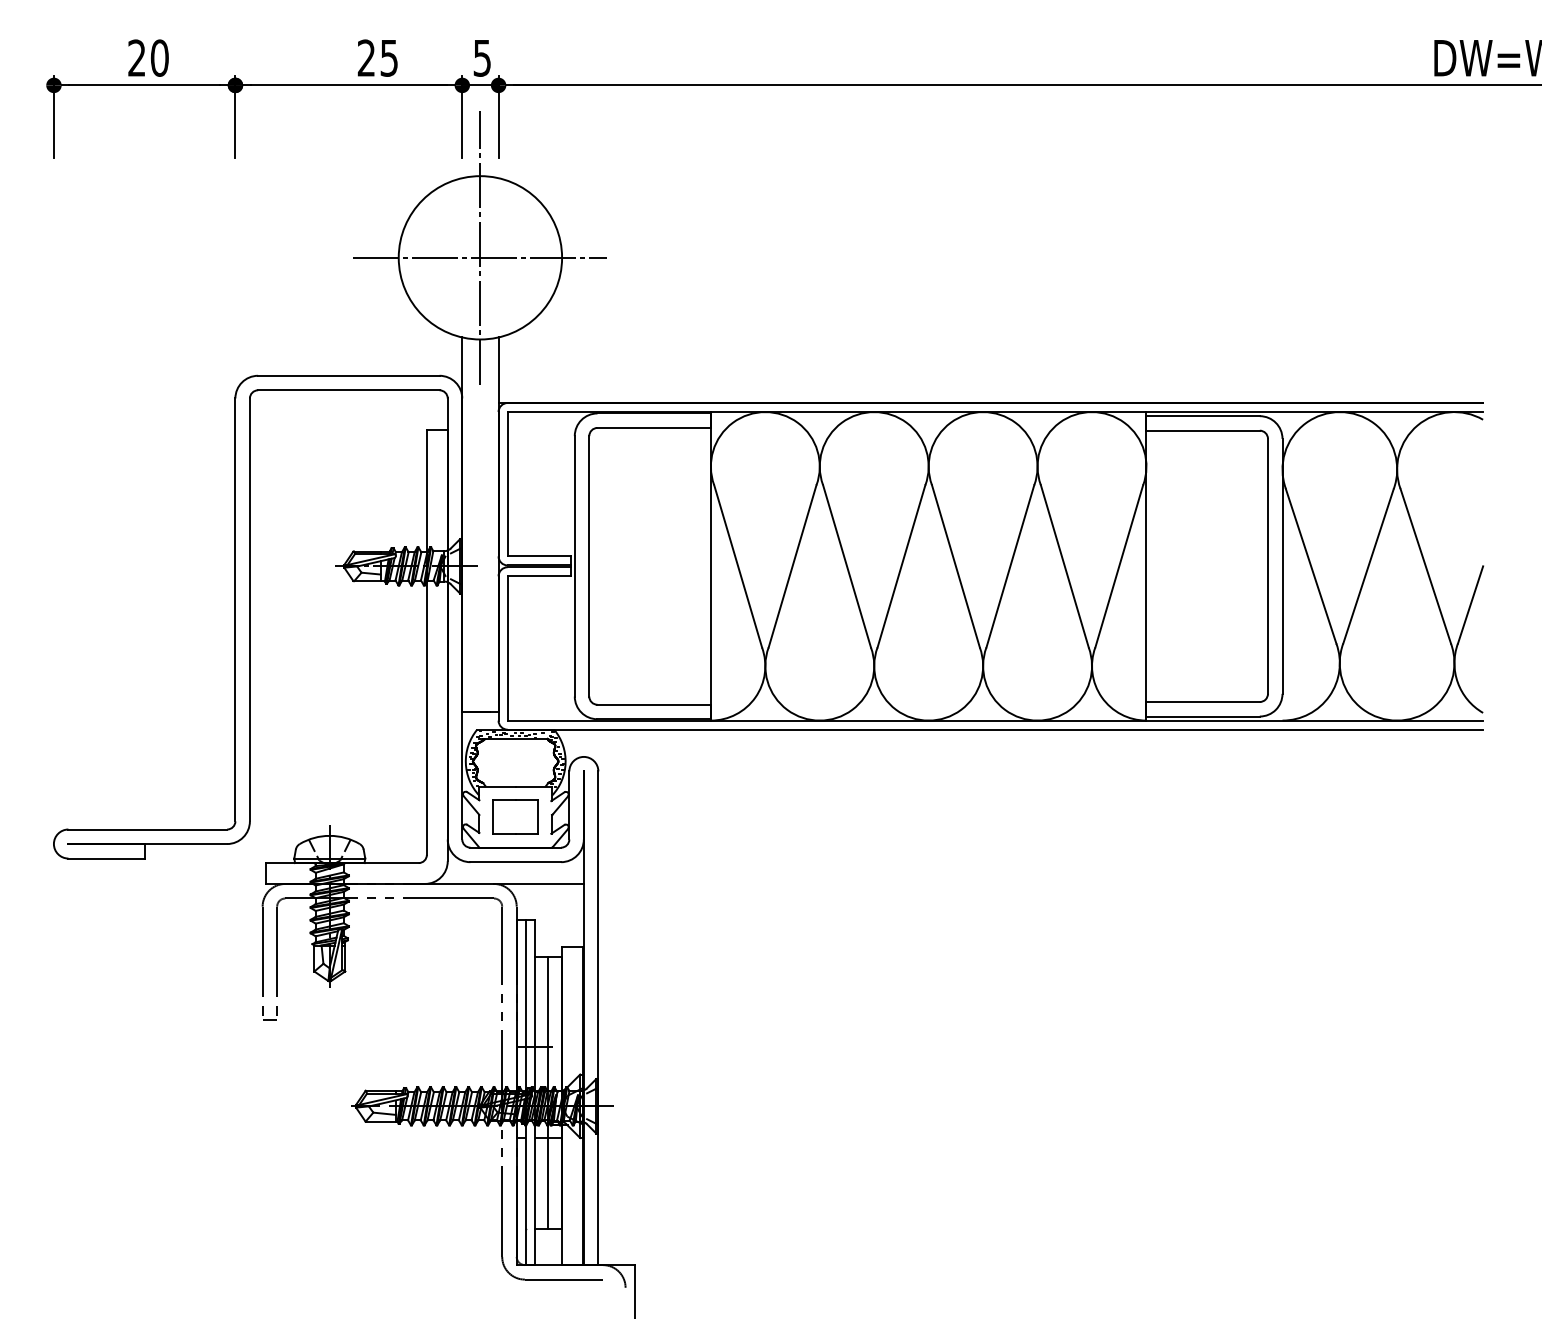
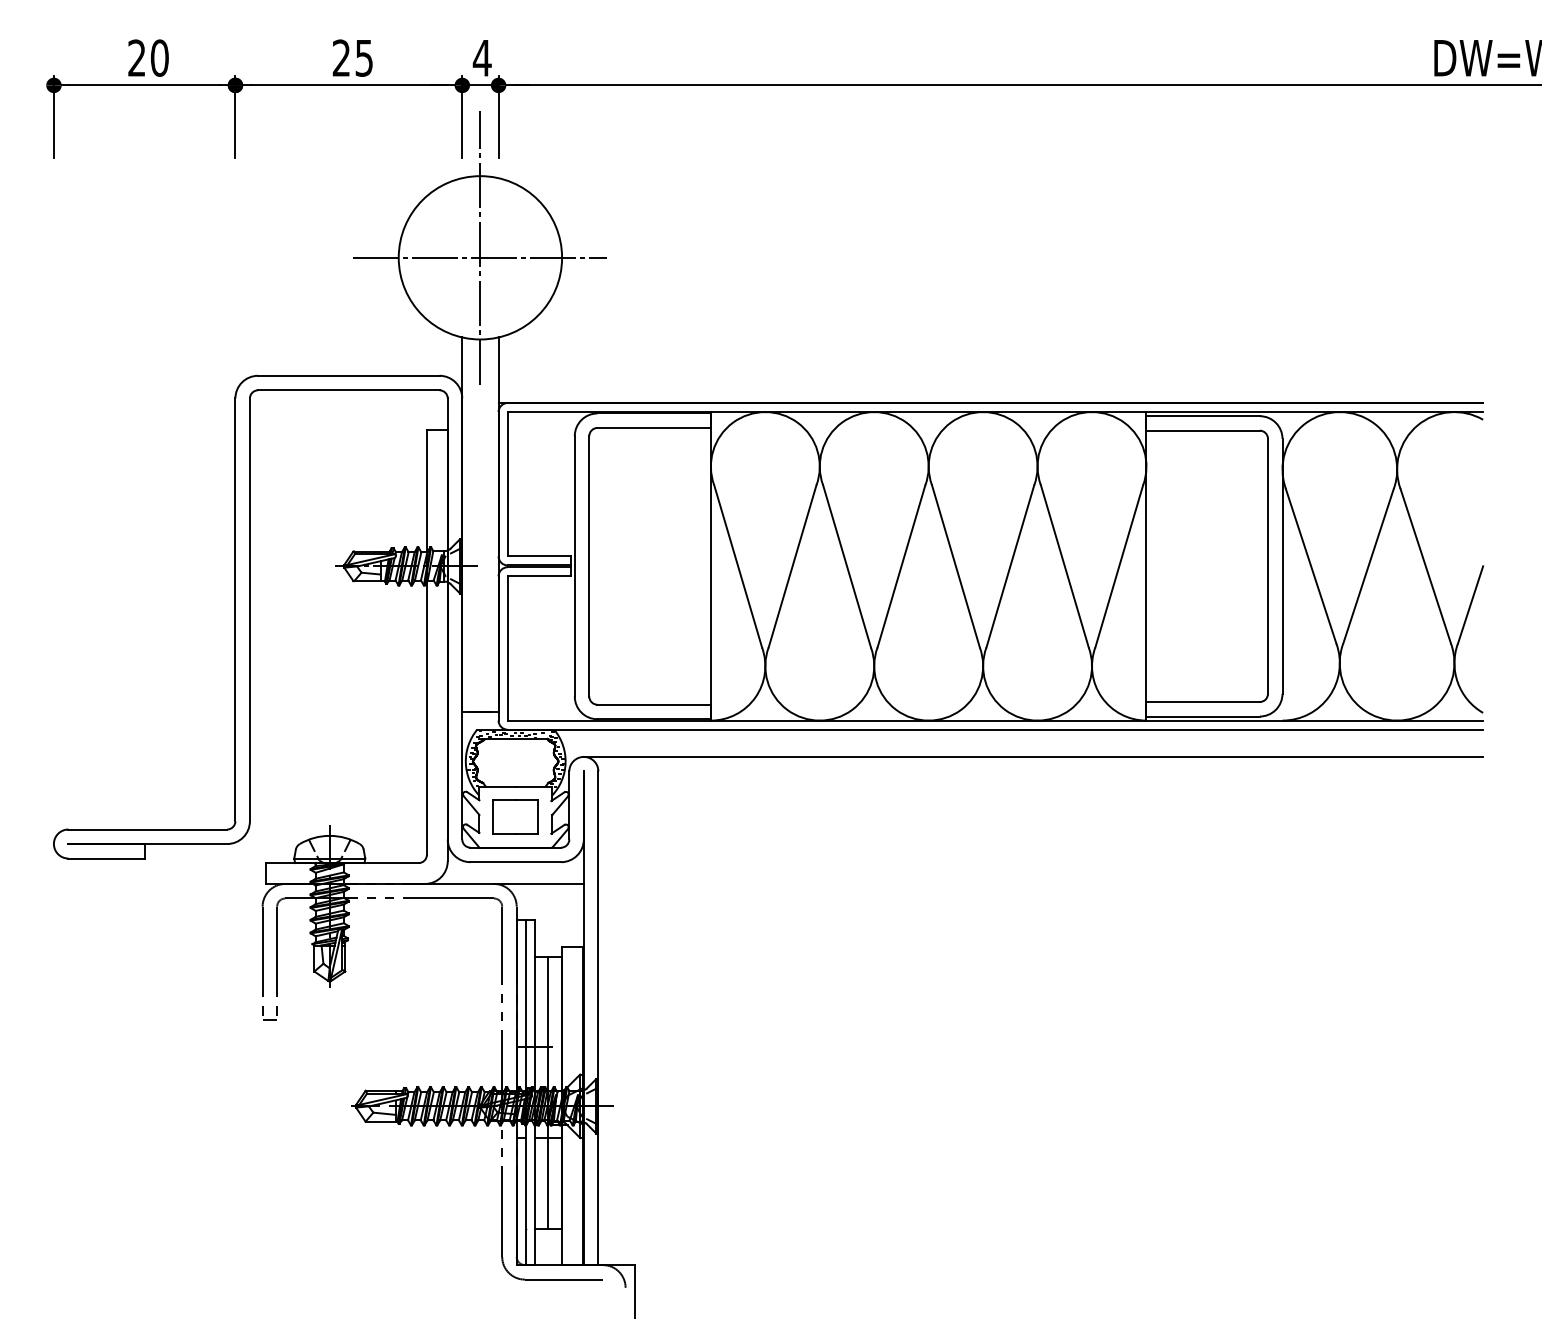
text position: (377, 57) -> (352, 57) (352, 57)
text: 5 -> 4 (481, 58)
line: none -> present (1033, 756)
